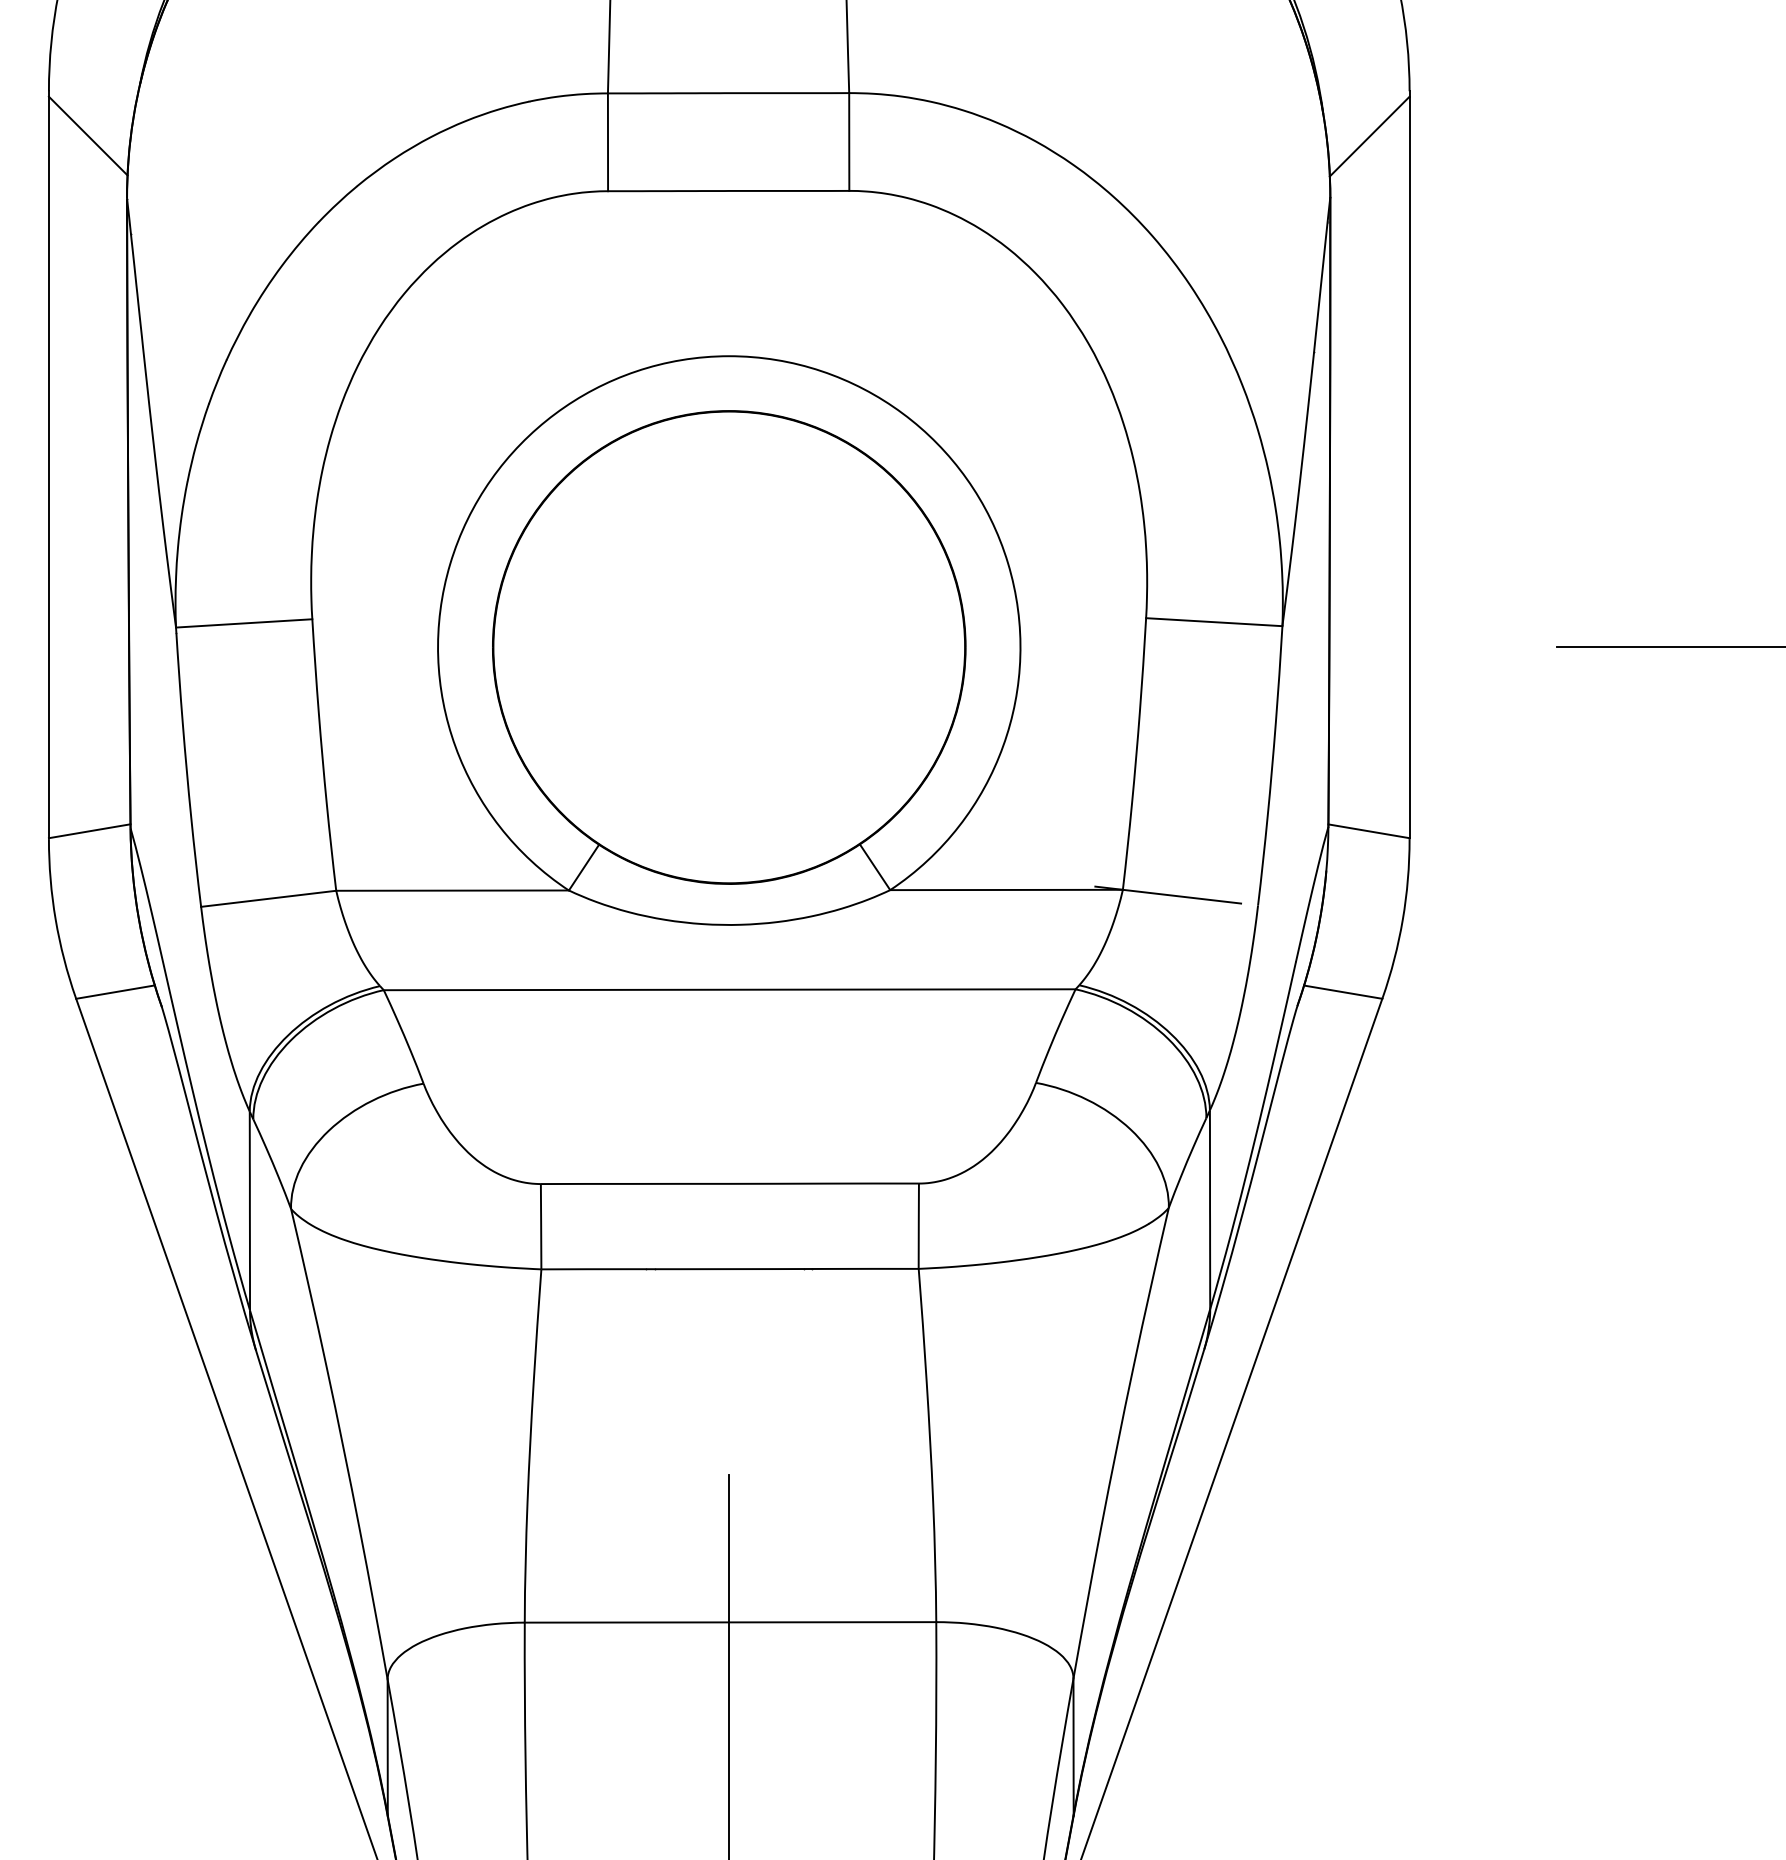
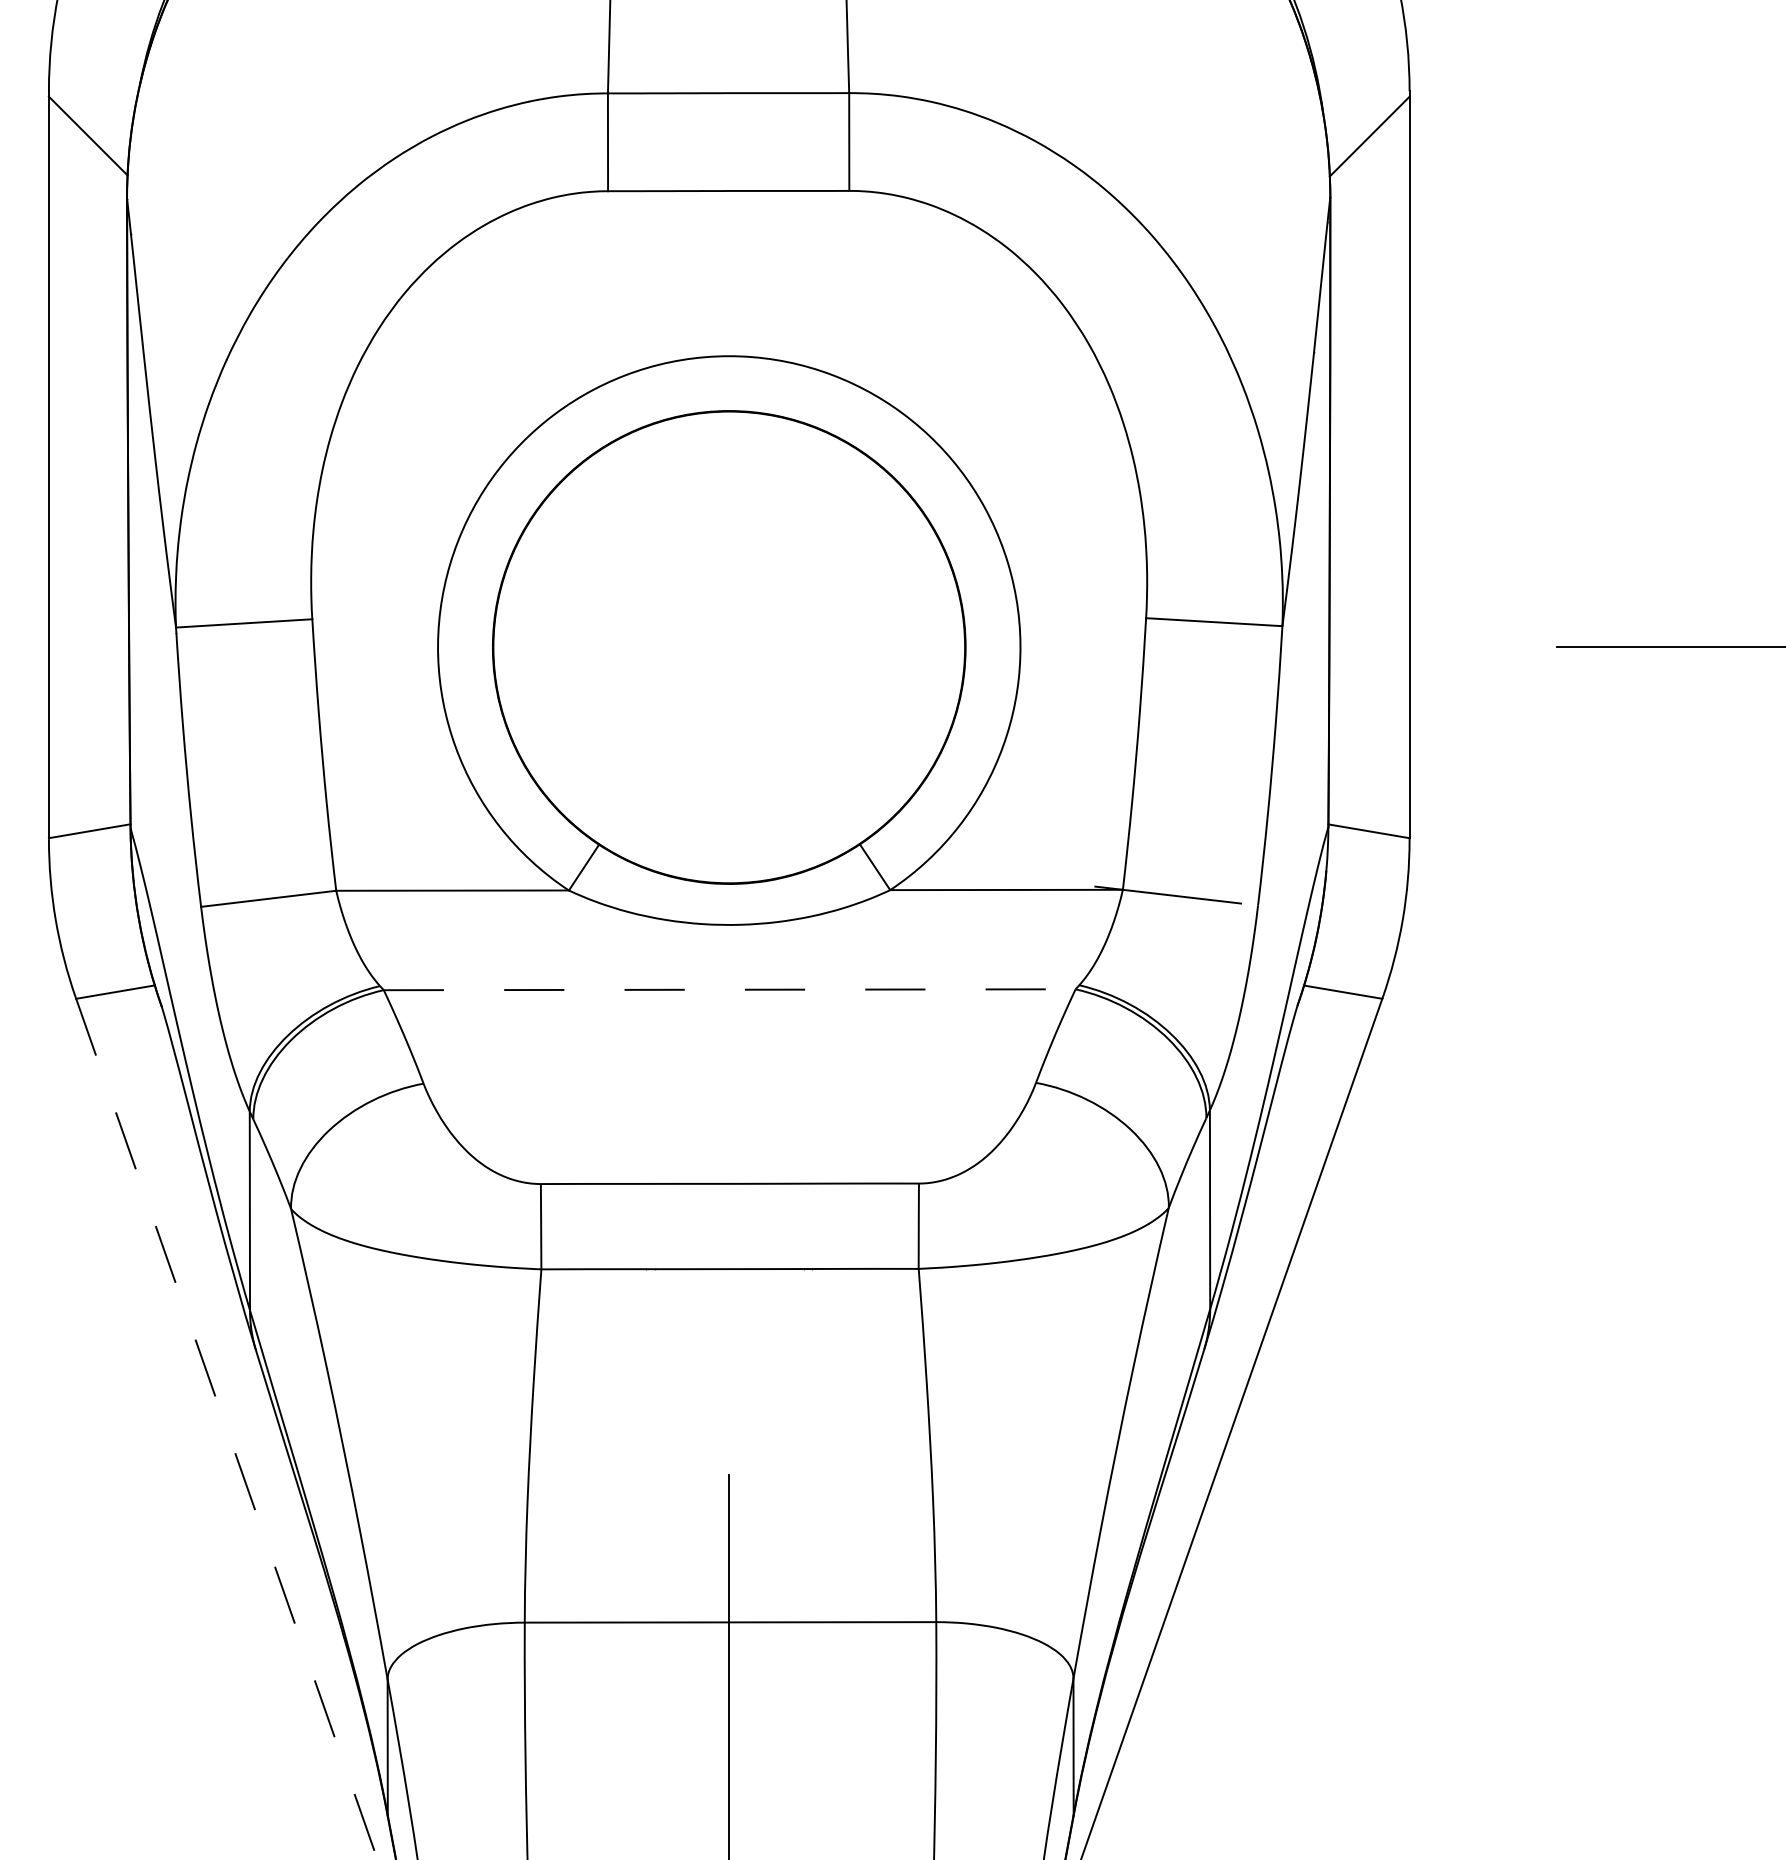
line: solid -> dashed (729, 989)
line: solid -> dashed (226, 1429)
